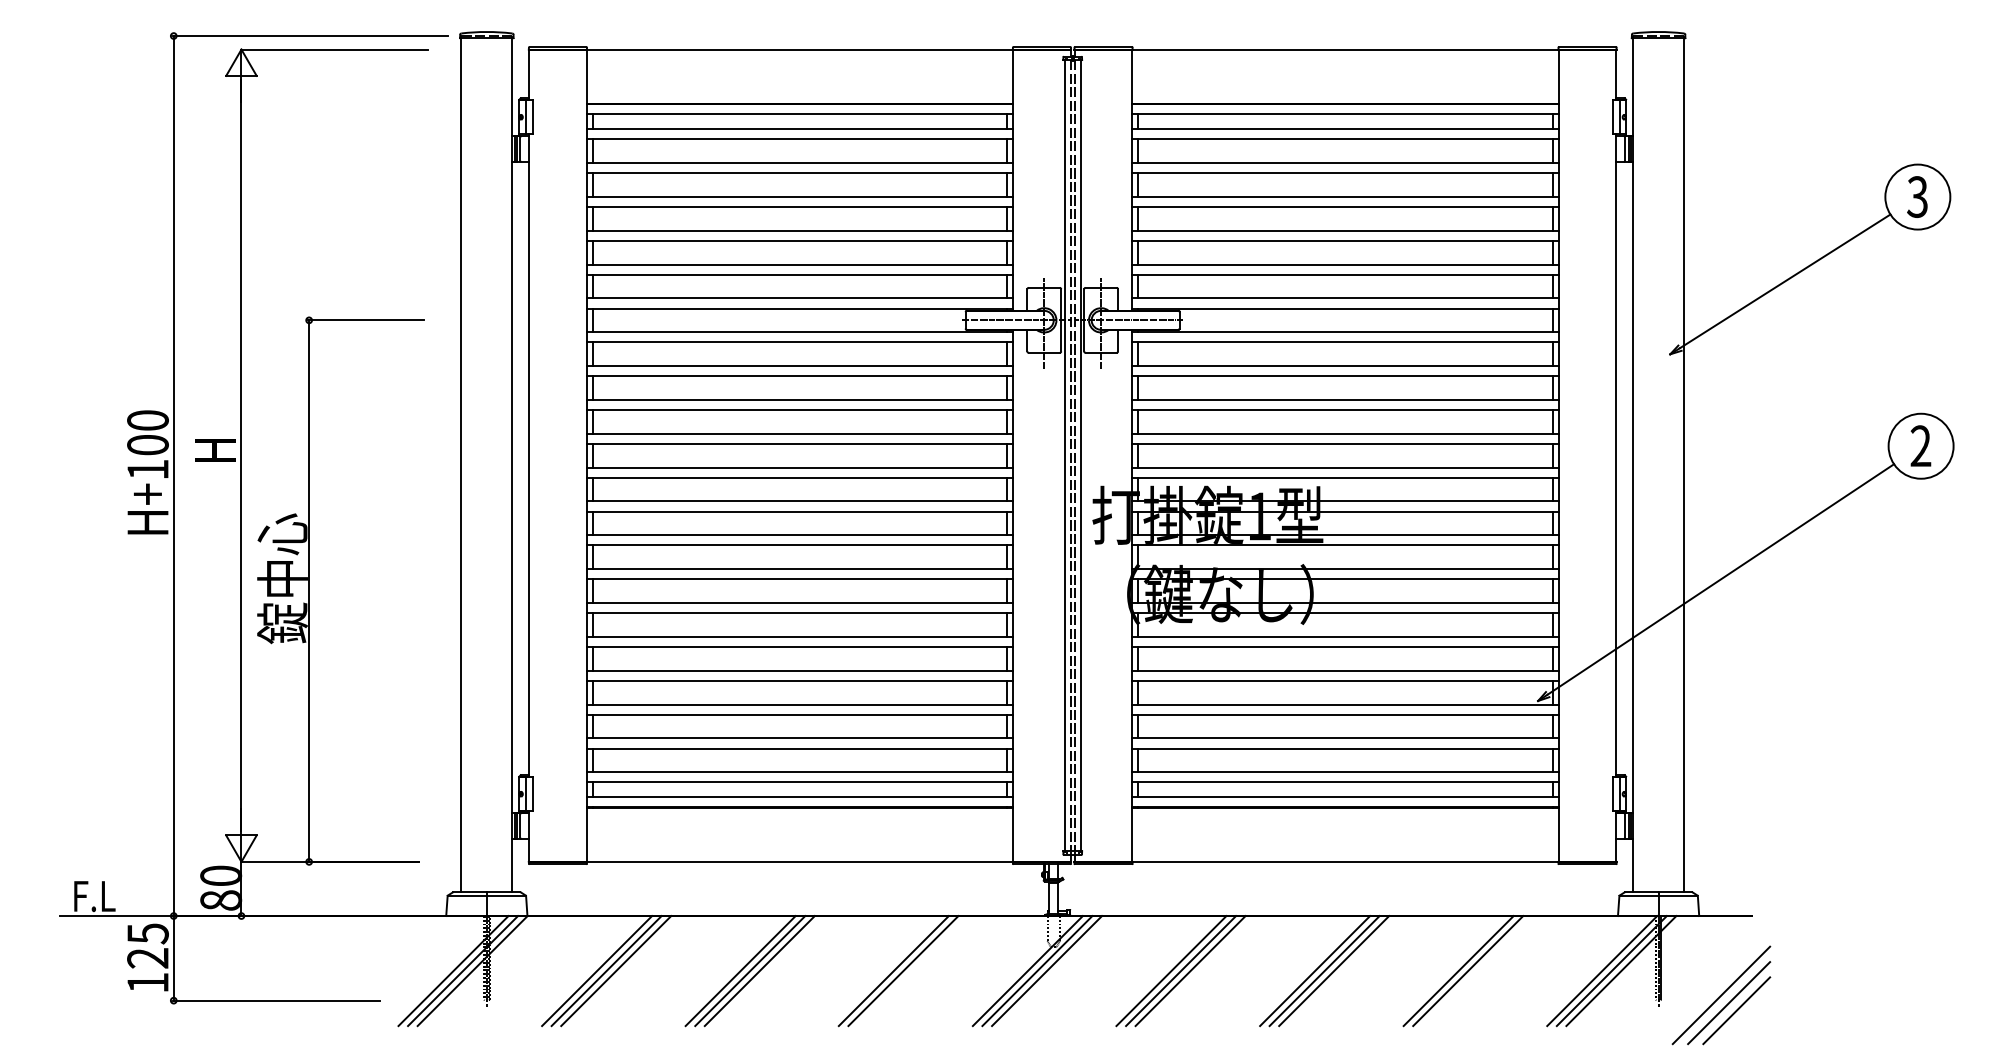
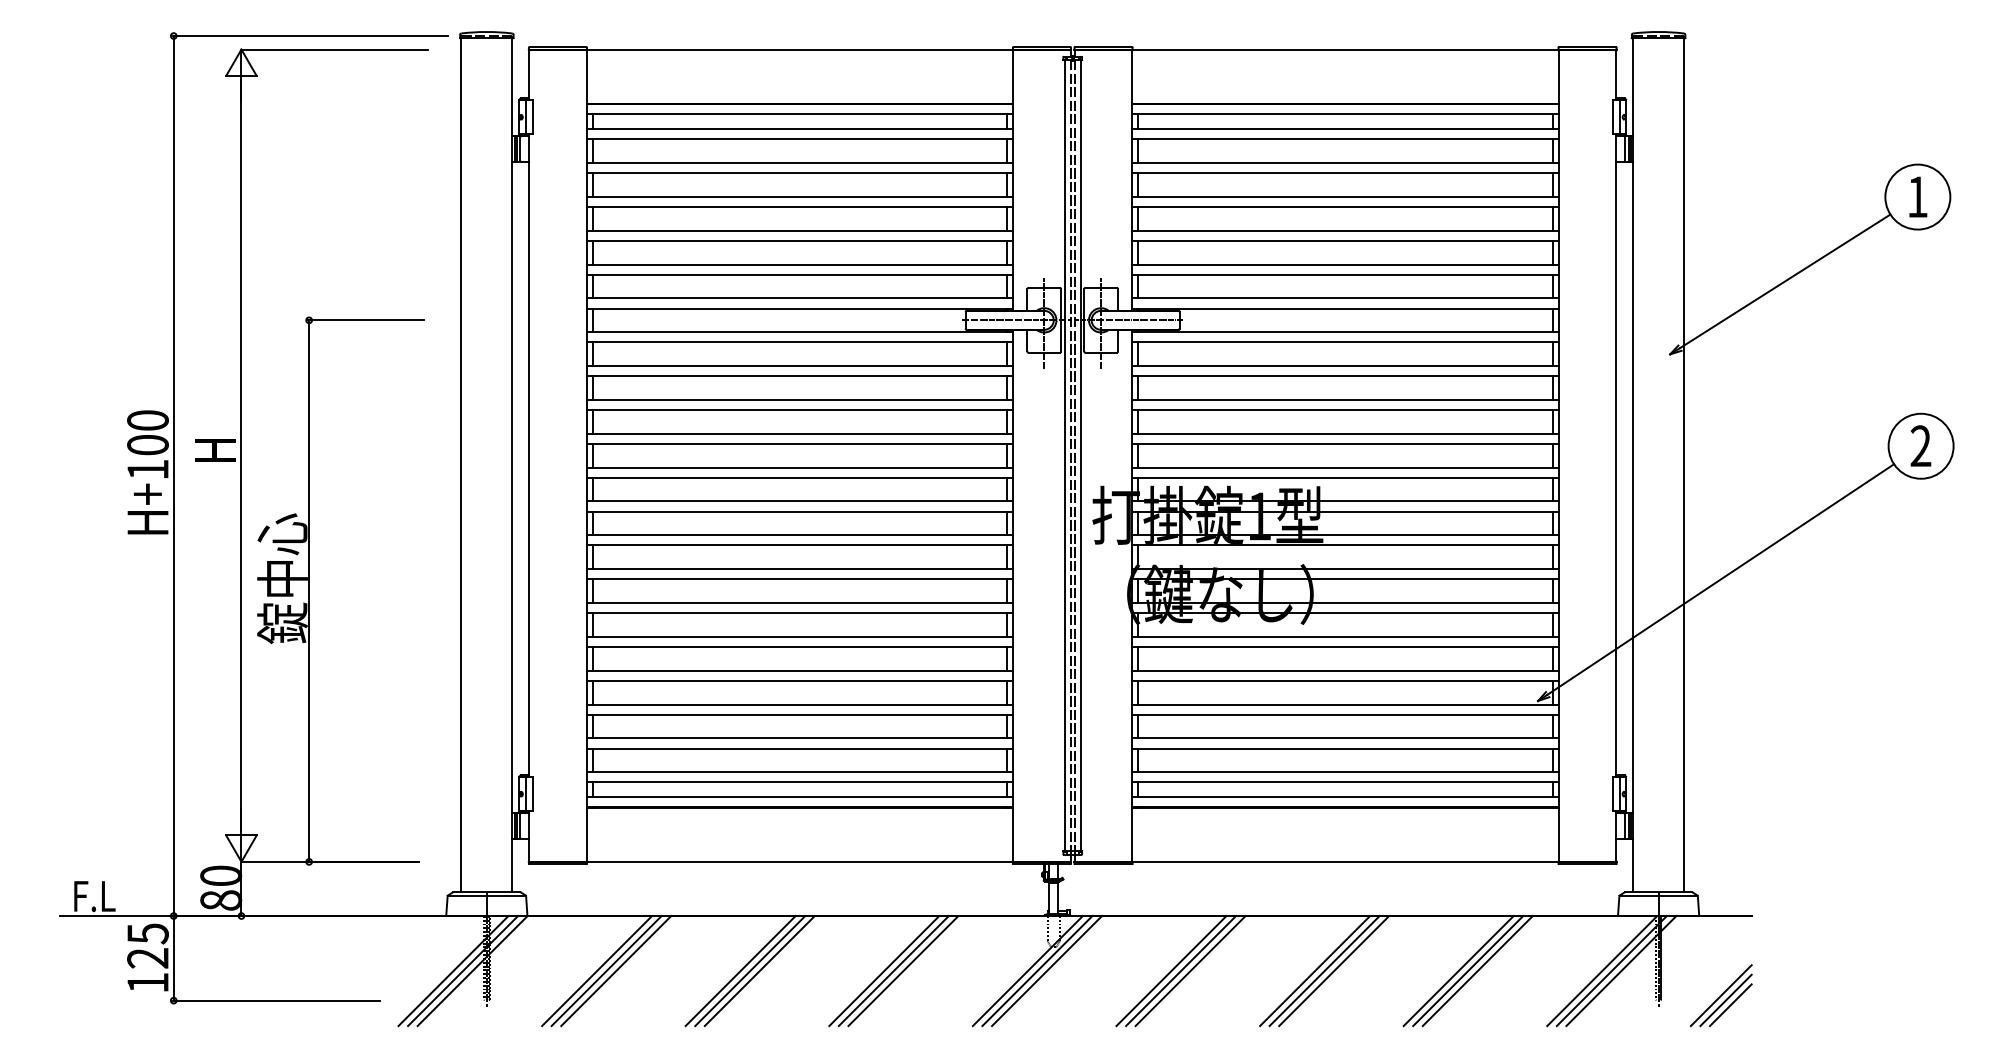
text: 3 -> 1 (1917, 197)
line: none -> present (884, 971)
line: none -> present (1477, 971)
part size: 101x101 px -> 64x64 px (1720, 995)
